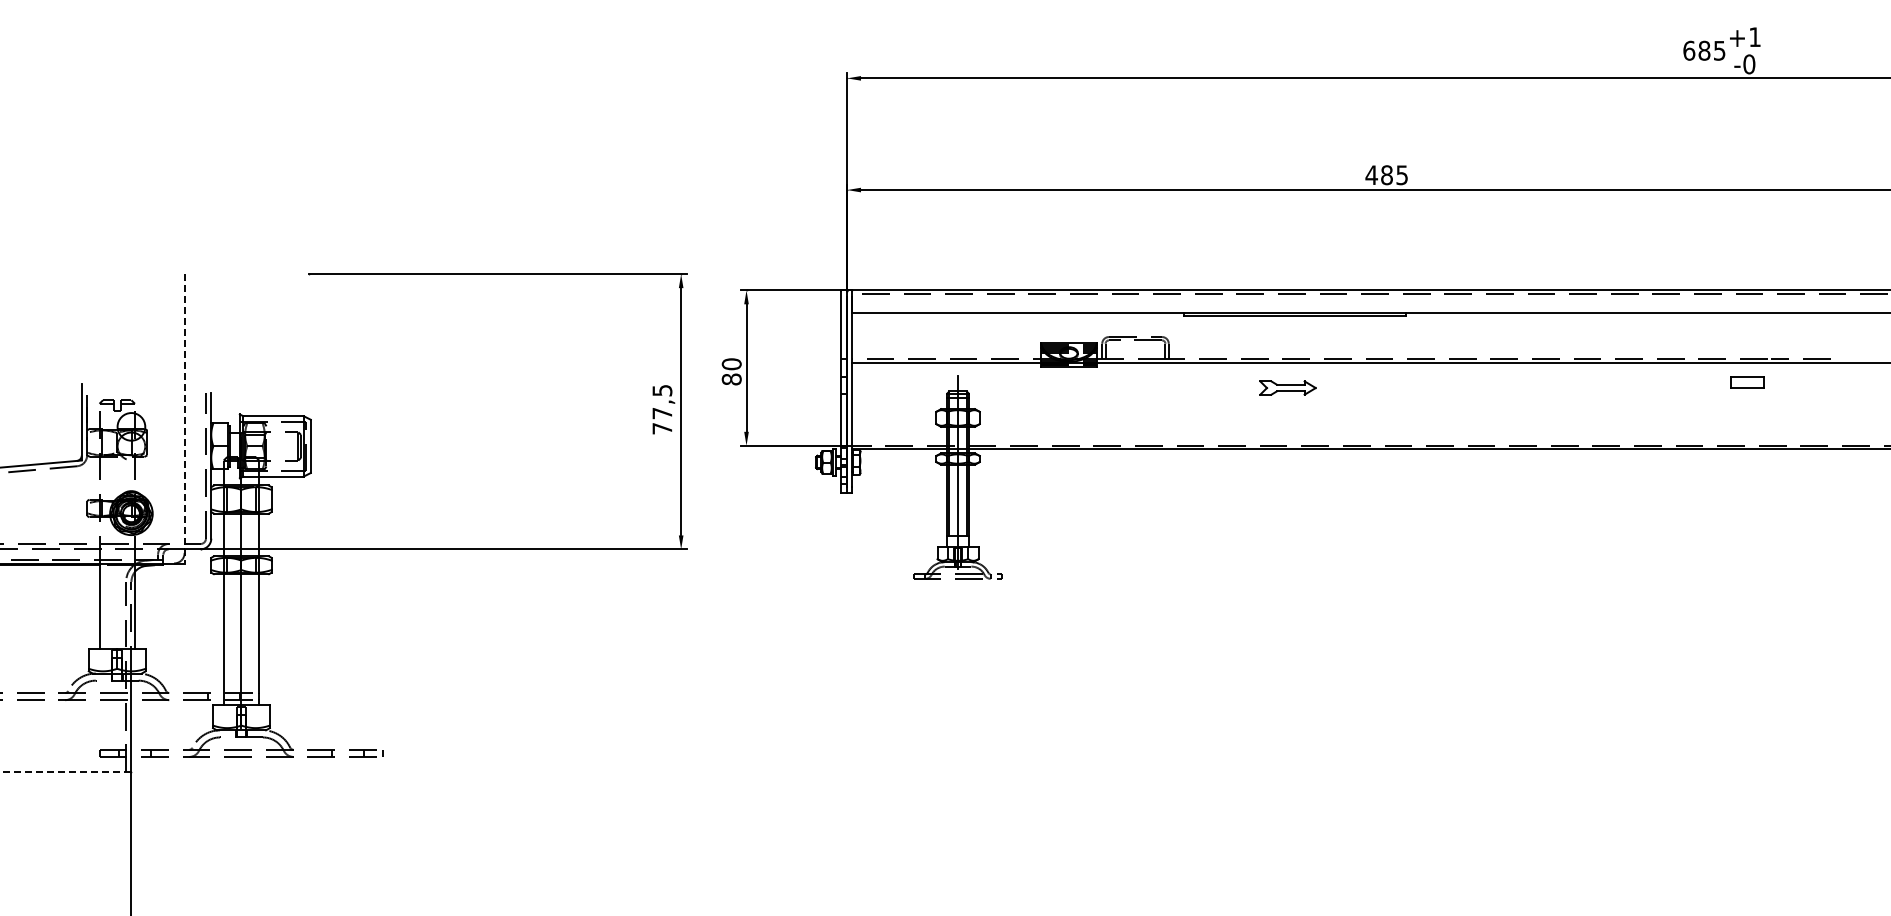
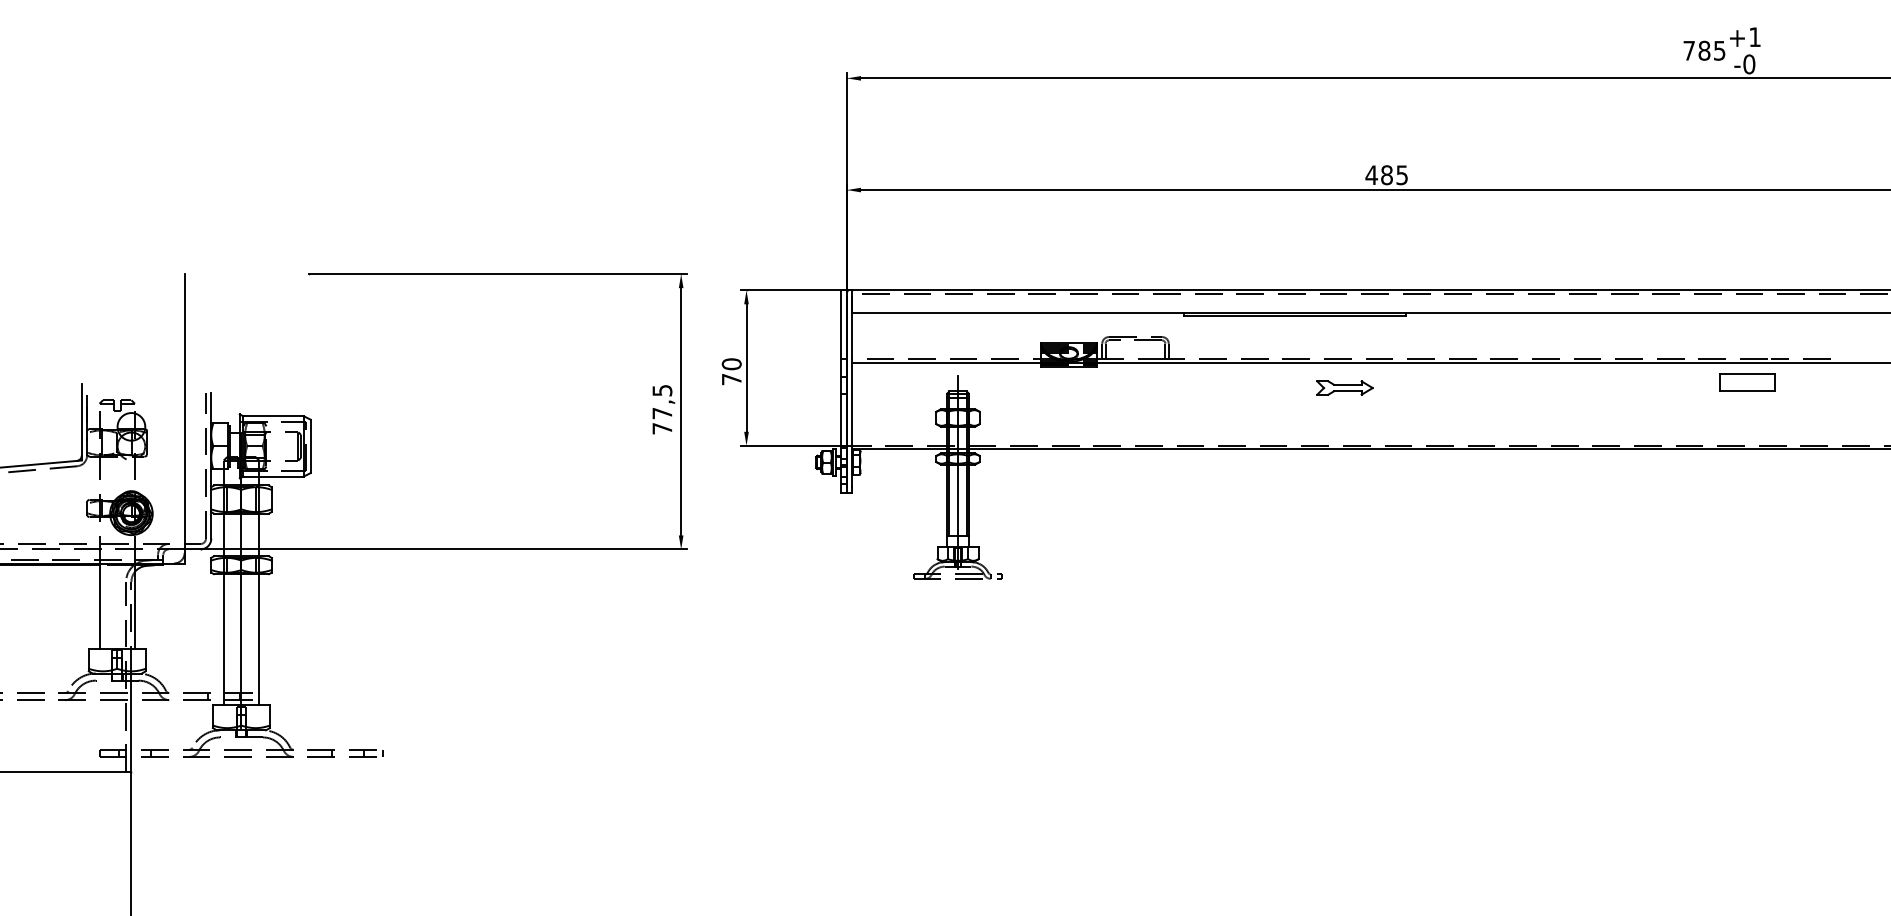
text: 685 -> 785 (1689, 50)
text: 80 -> 70 (731, 379)
part size: 35x13 px -> 57x19 px (1747, 382)
part position: (1287, 387) -> (1344, 387) (1344, 387)
line: dashed -> solid (184, 419)
line: dashed -> solid (65, 772)
